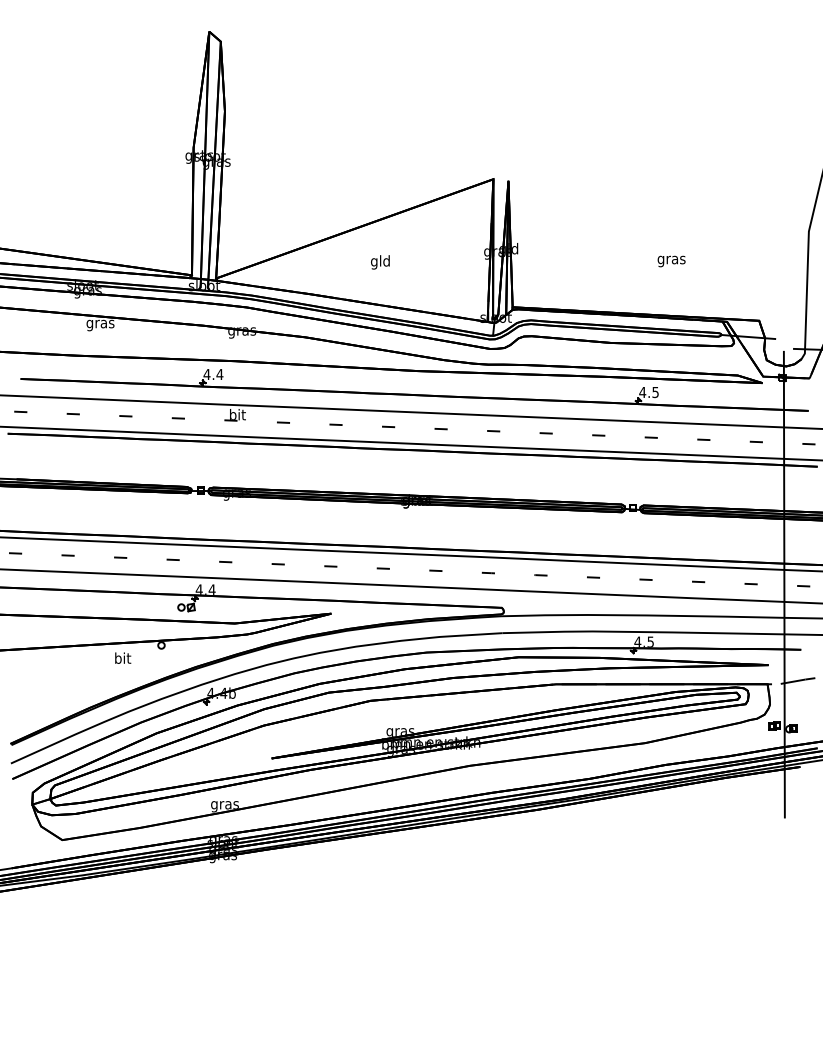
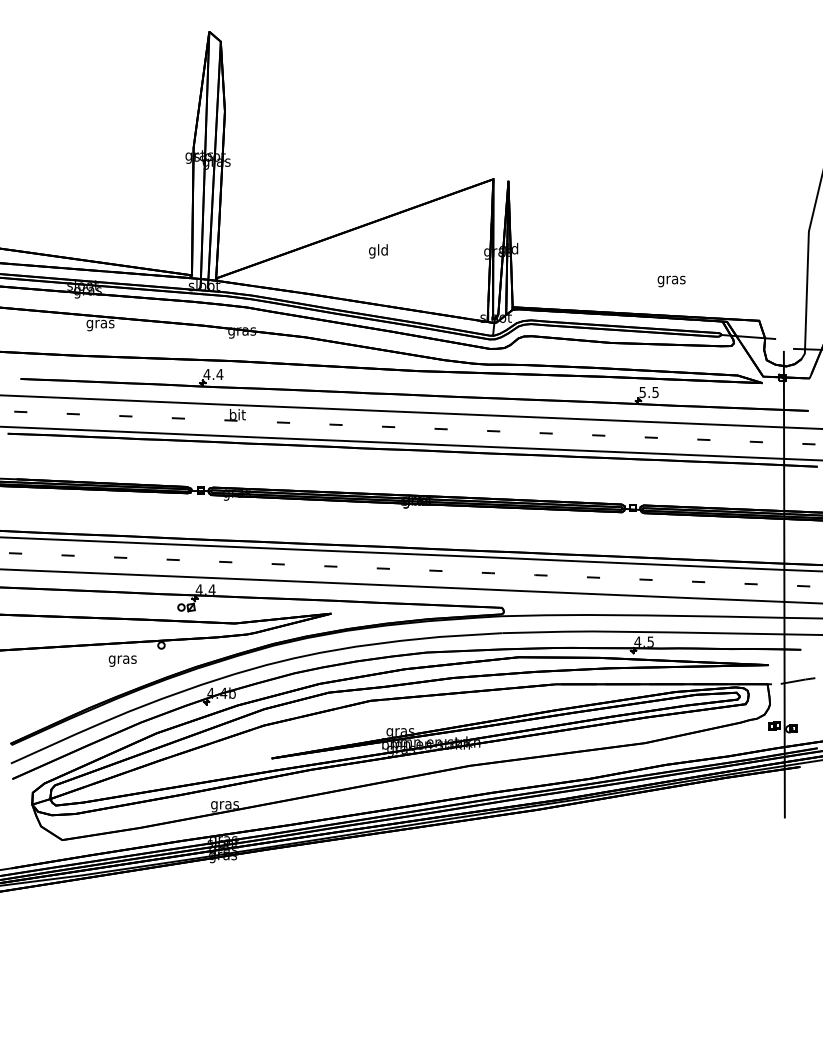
text position: (671, 261) -> (671, 281) (671, 281)
text position: (380, 262) -> (378, 251) (378, 251)
text: 4.5 -> 5.5 (642, 392)
text: bit -> gras (122, 659)
